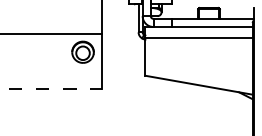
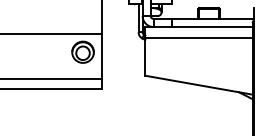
line: none -> present (52, 78)
line: dashed -> solid (51, 88)
